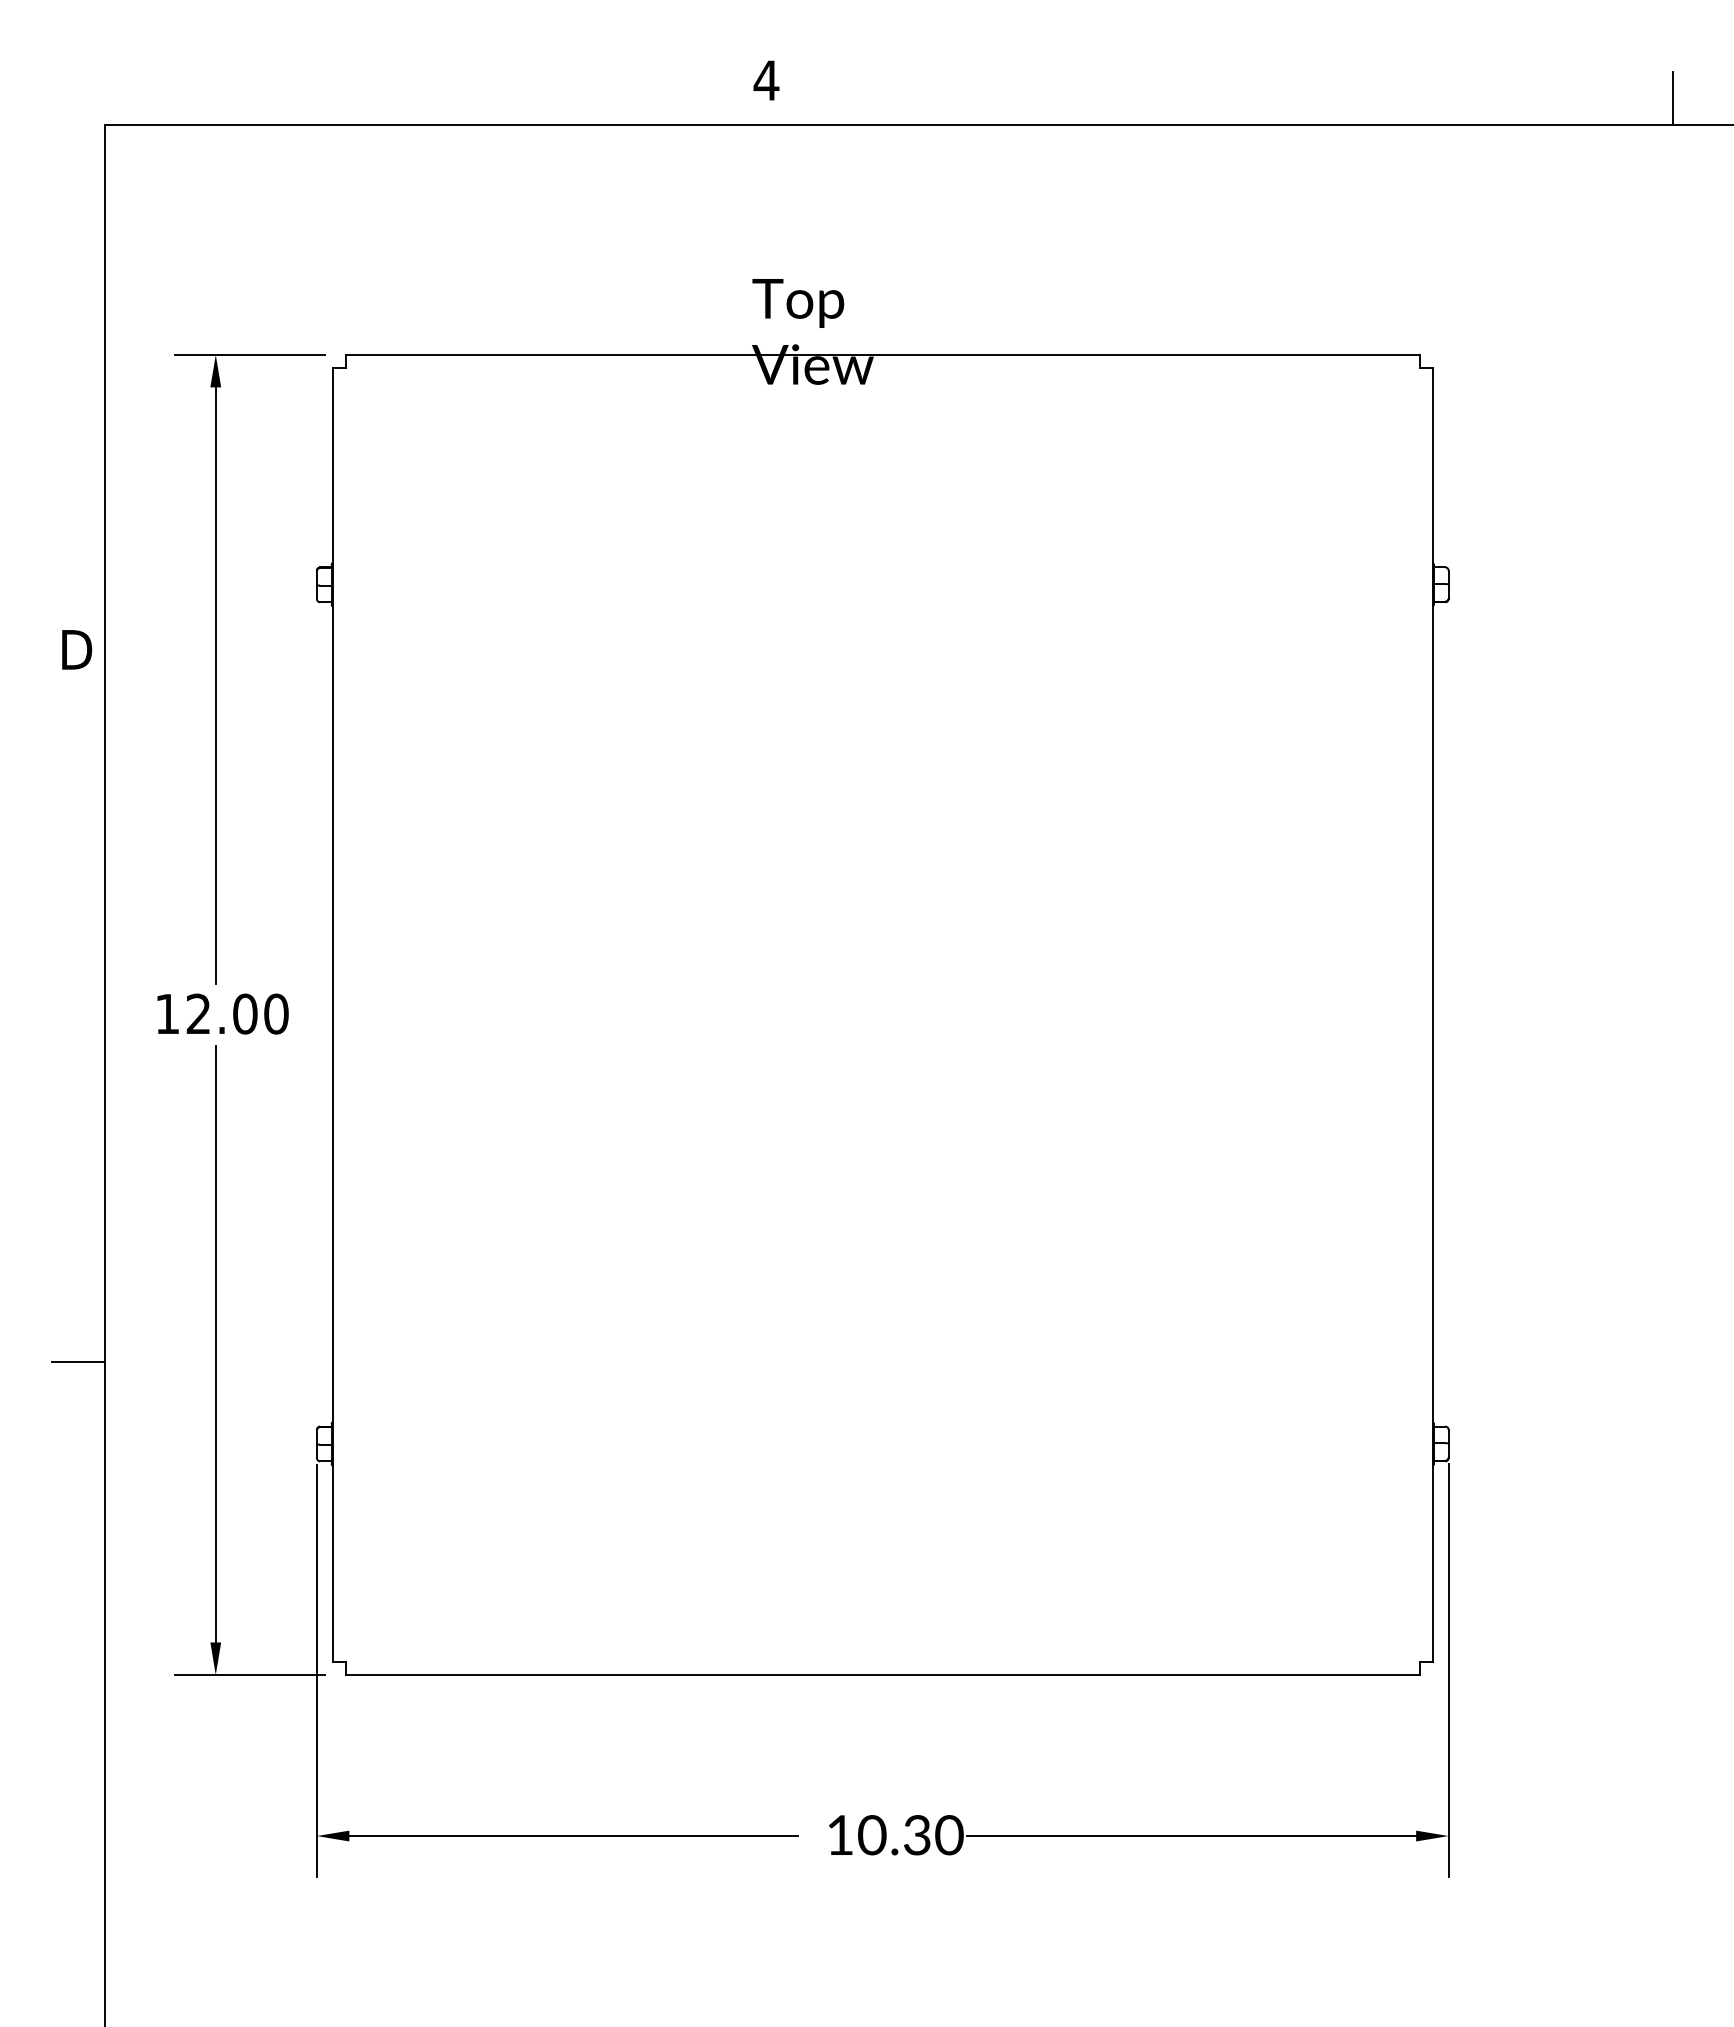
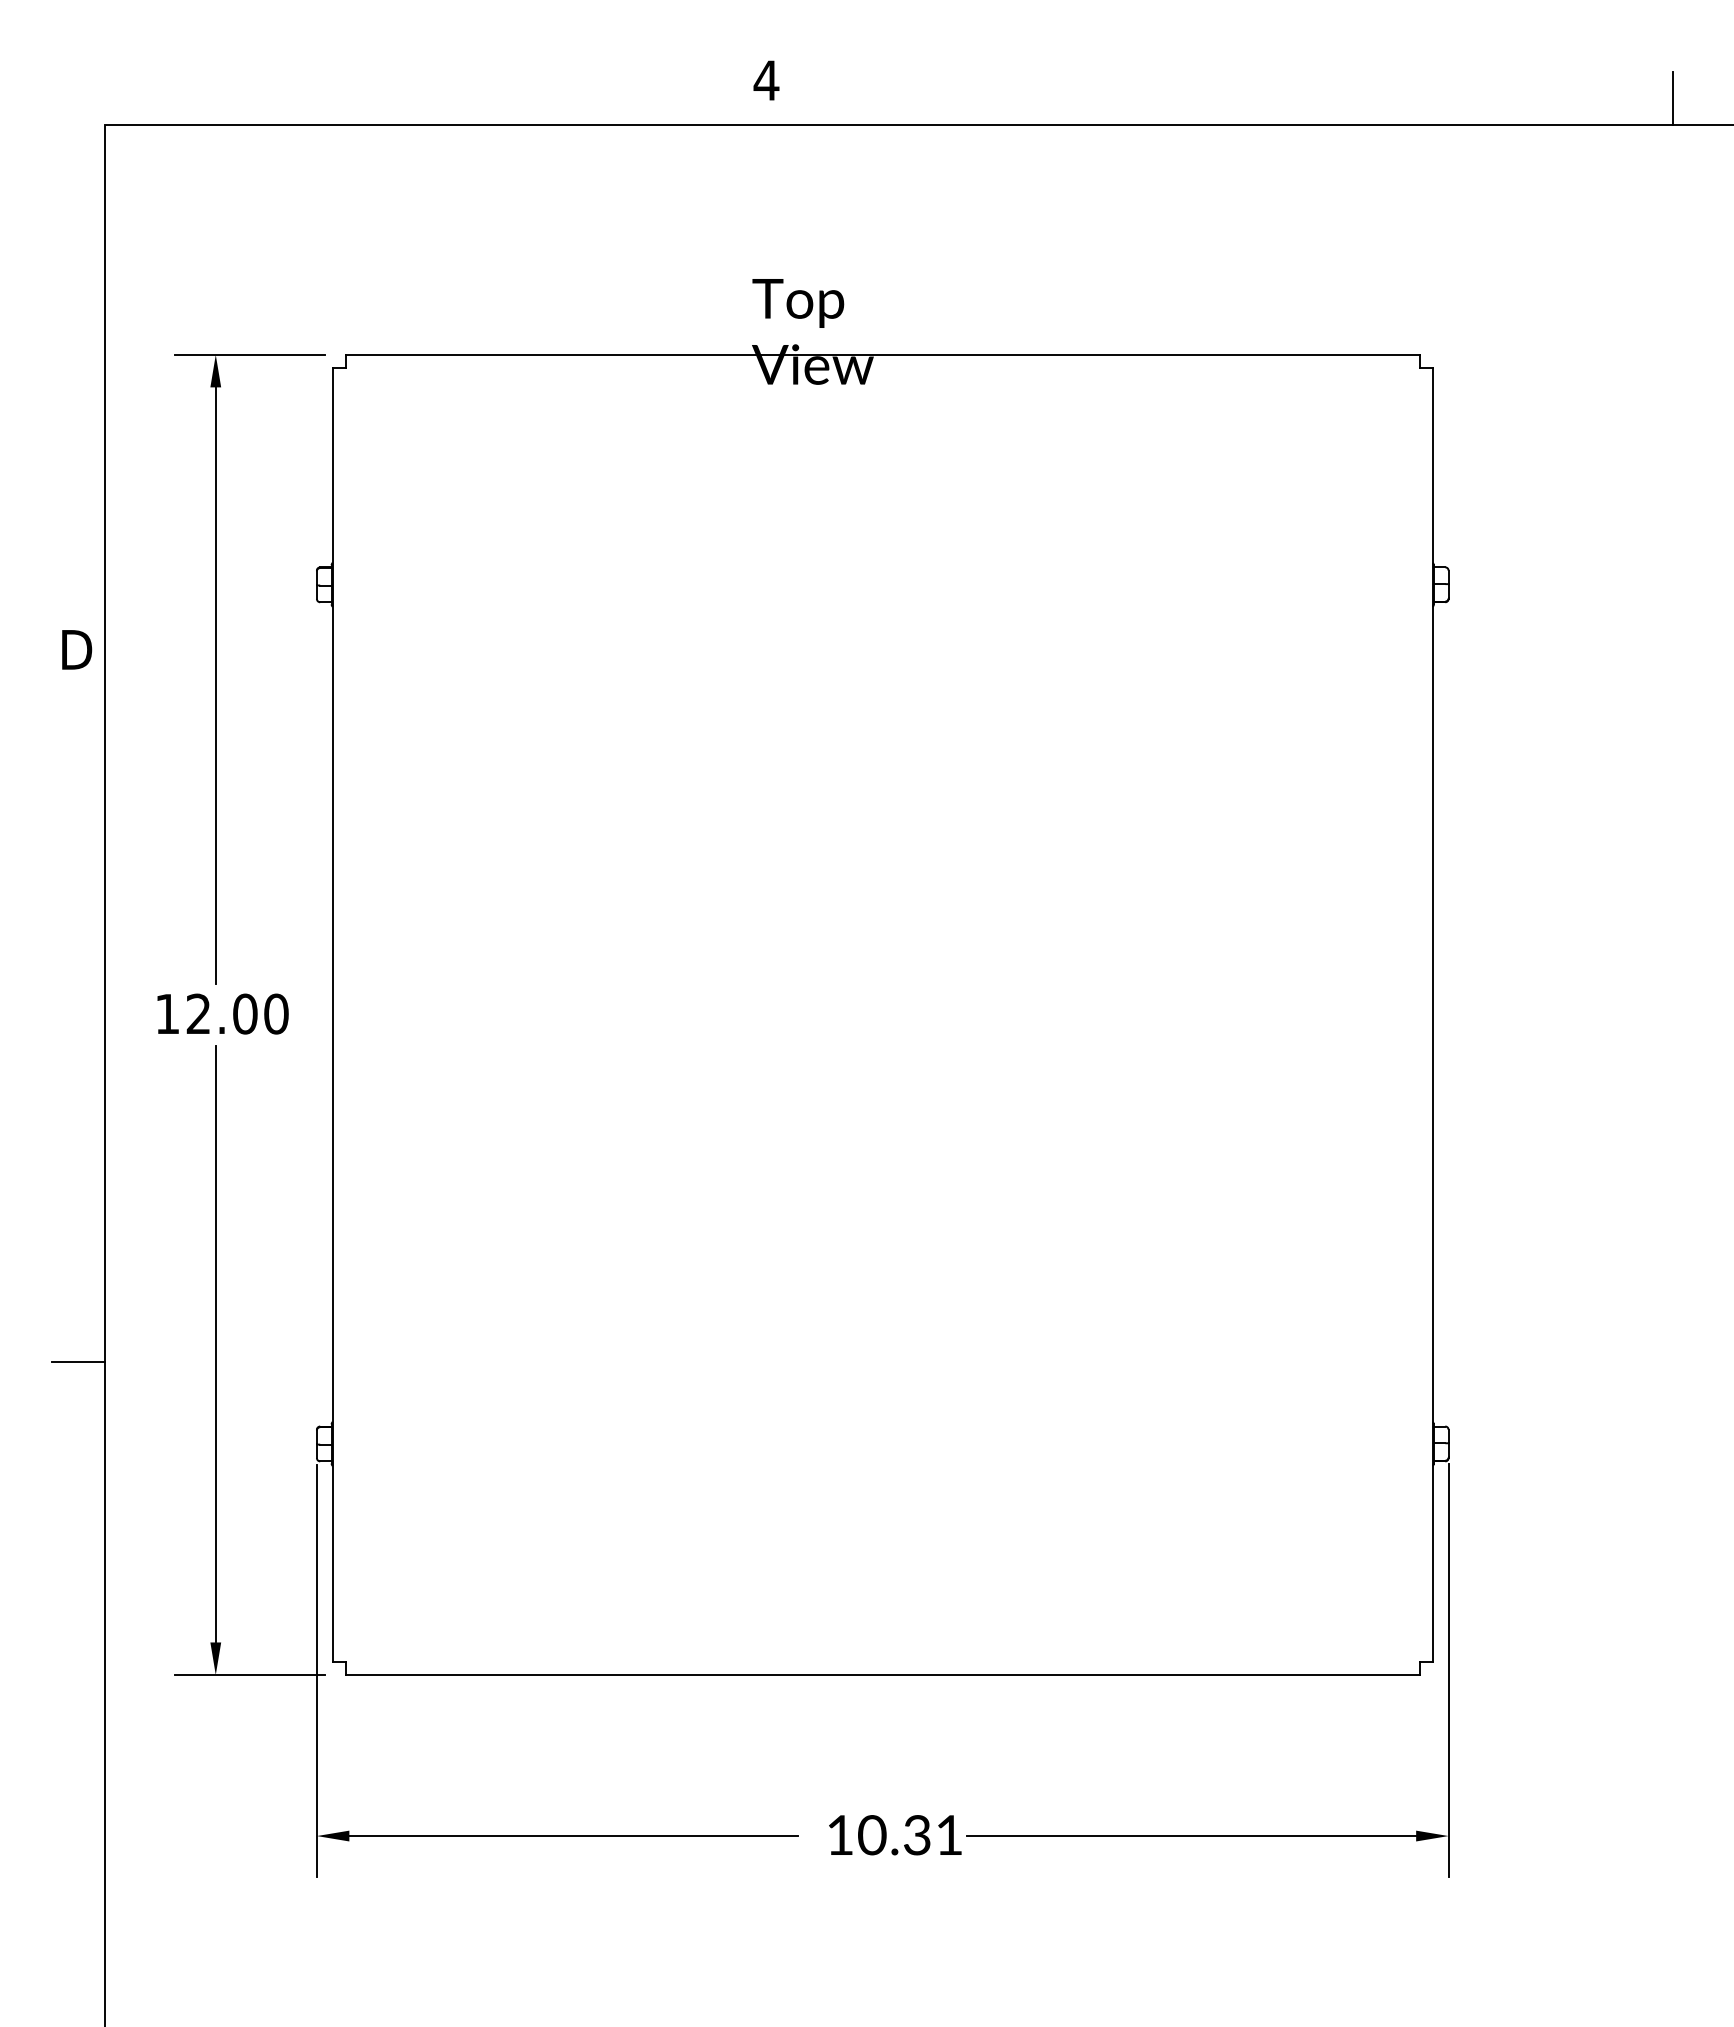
text: 10.30 -> 10.31 (949, 1835)
